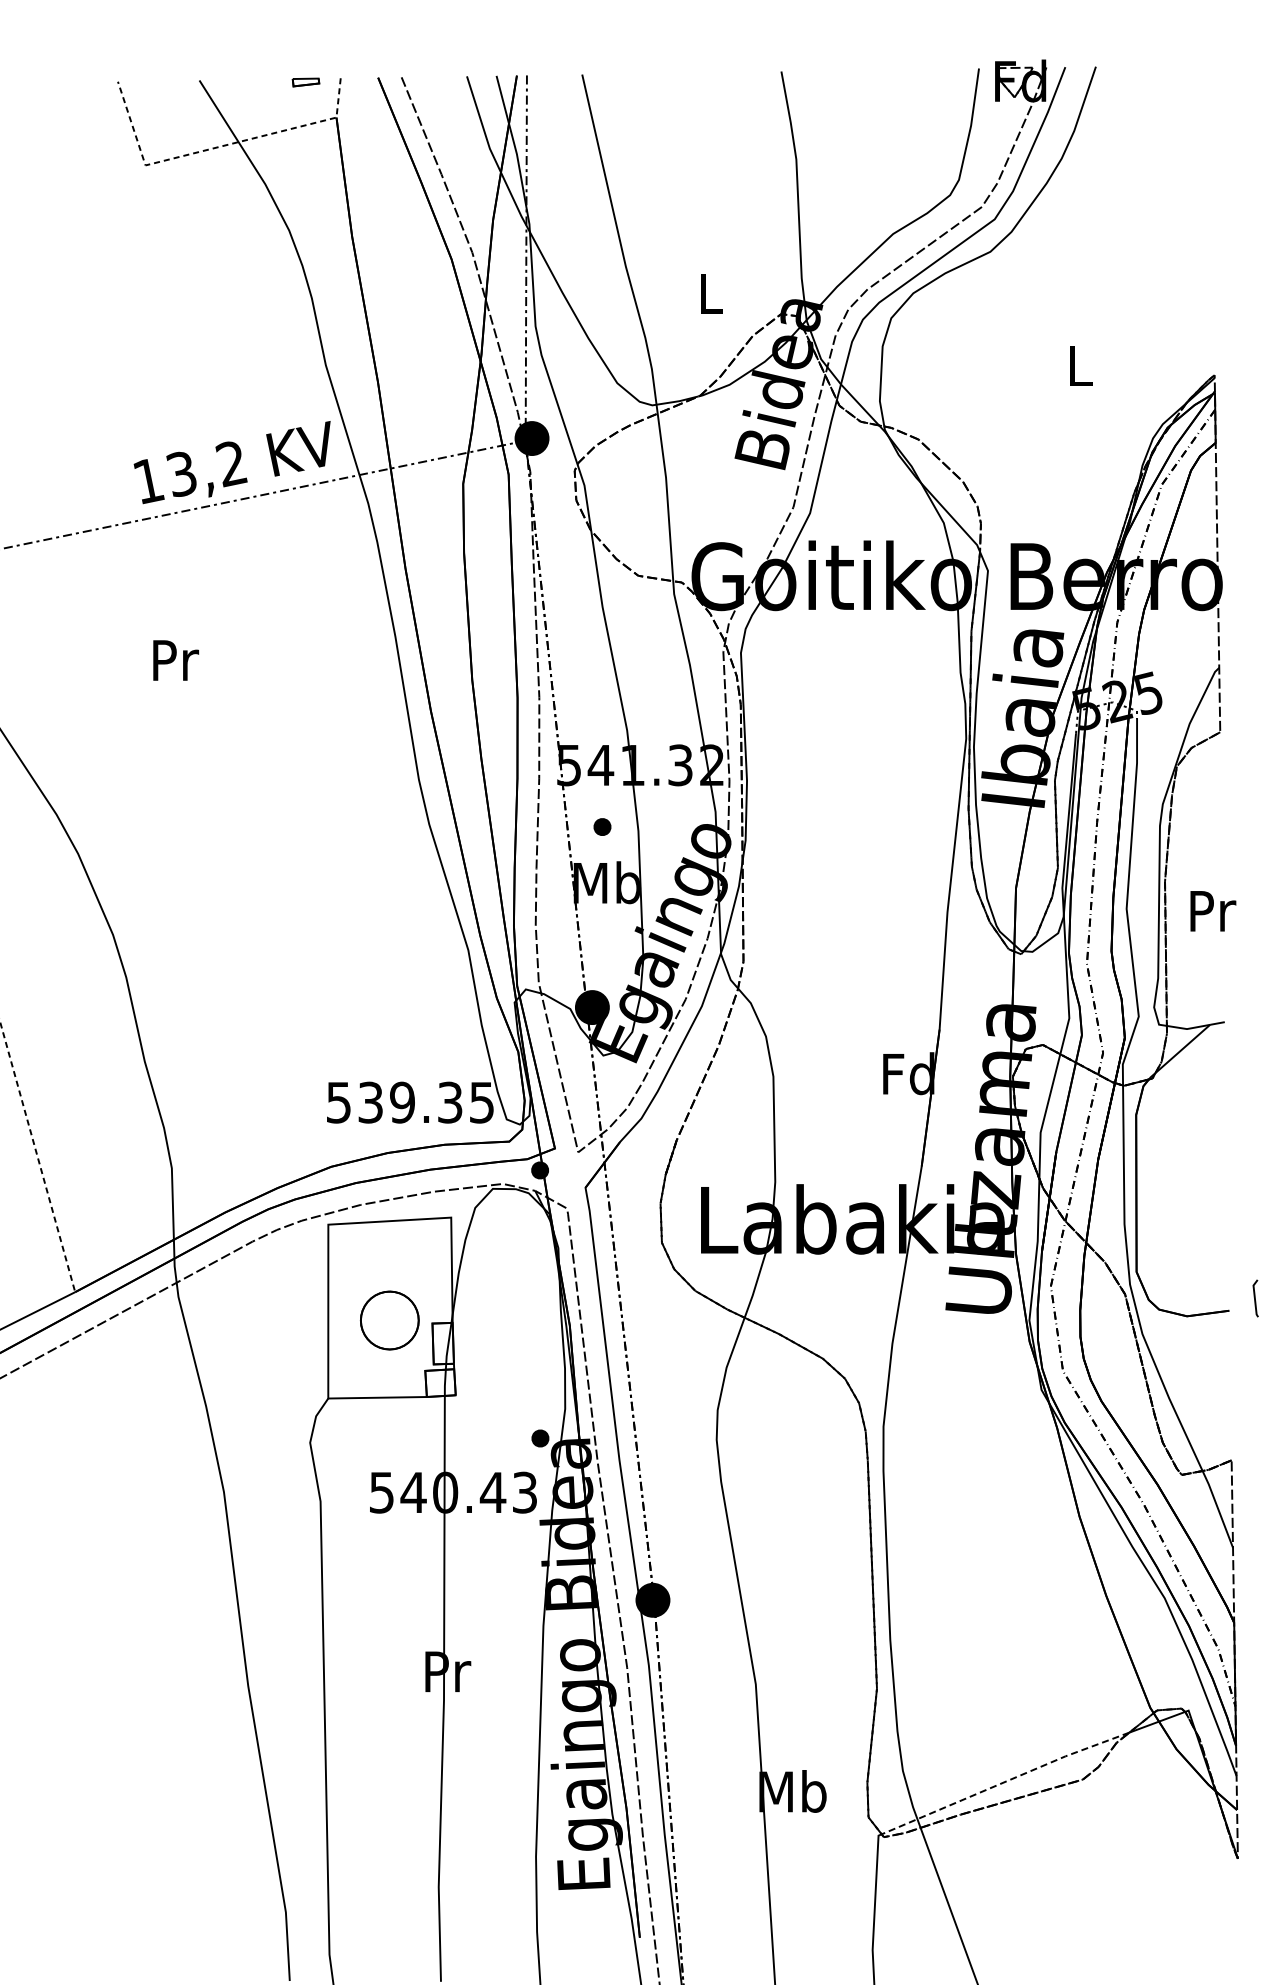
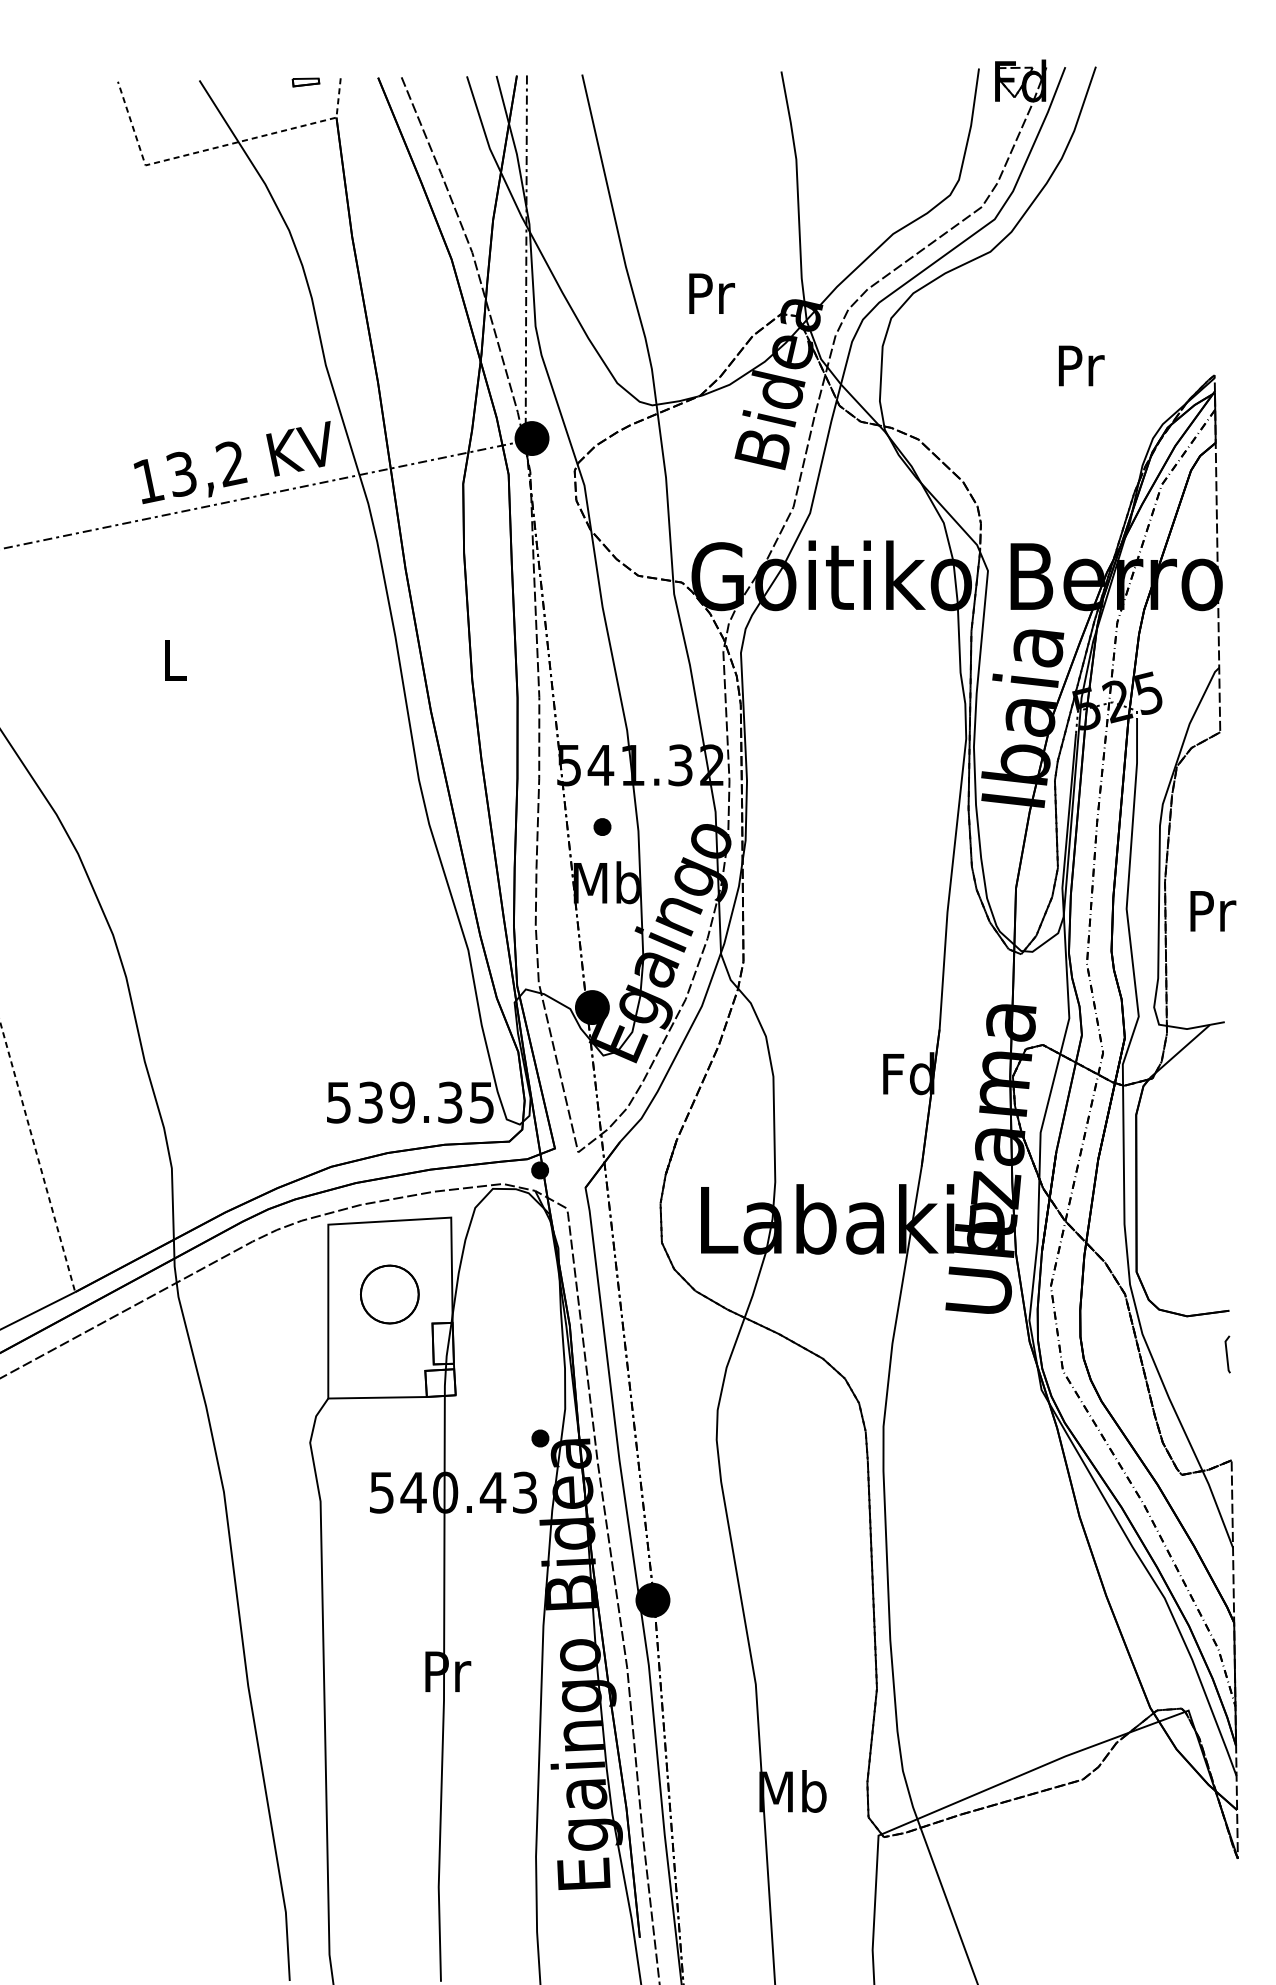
text: L -> Pr (712, 293)
text: L -> Pr (1081, 365)
text: Pr -> L (176, 660)
line position: (1255, 1298) -> (1227, 1354) (1227, 1354)
part position: (389, 1320) -> (389, 1294) (389, 1294)
line: dashed -> solid (1004, 1782)
